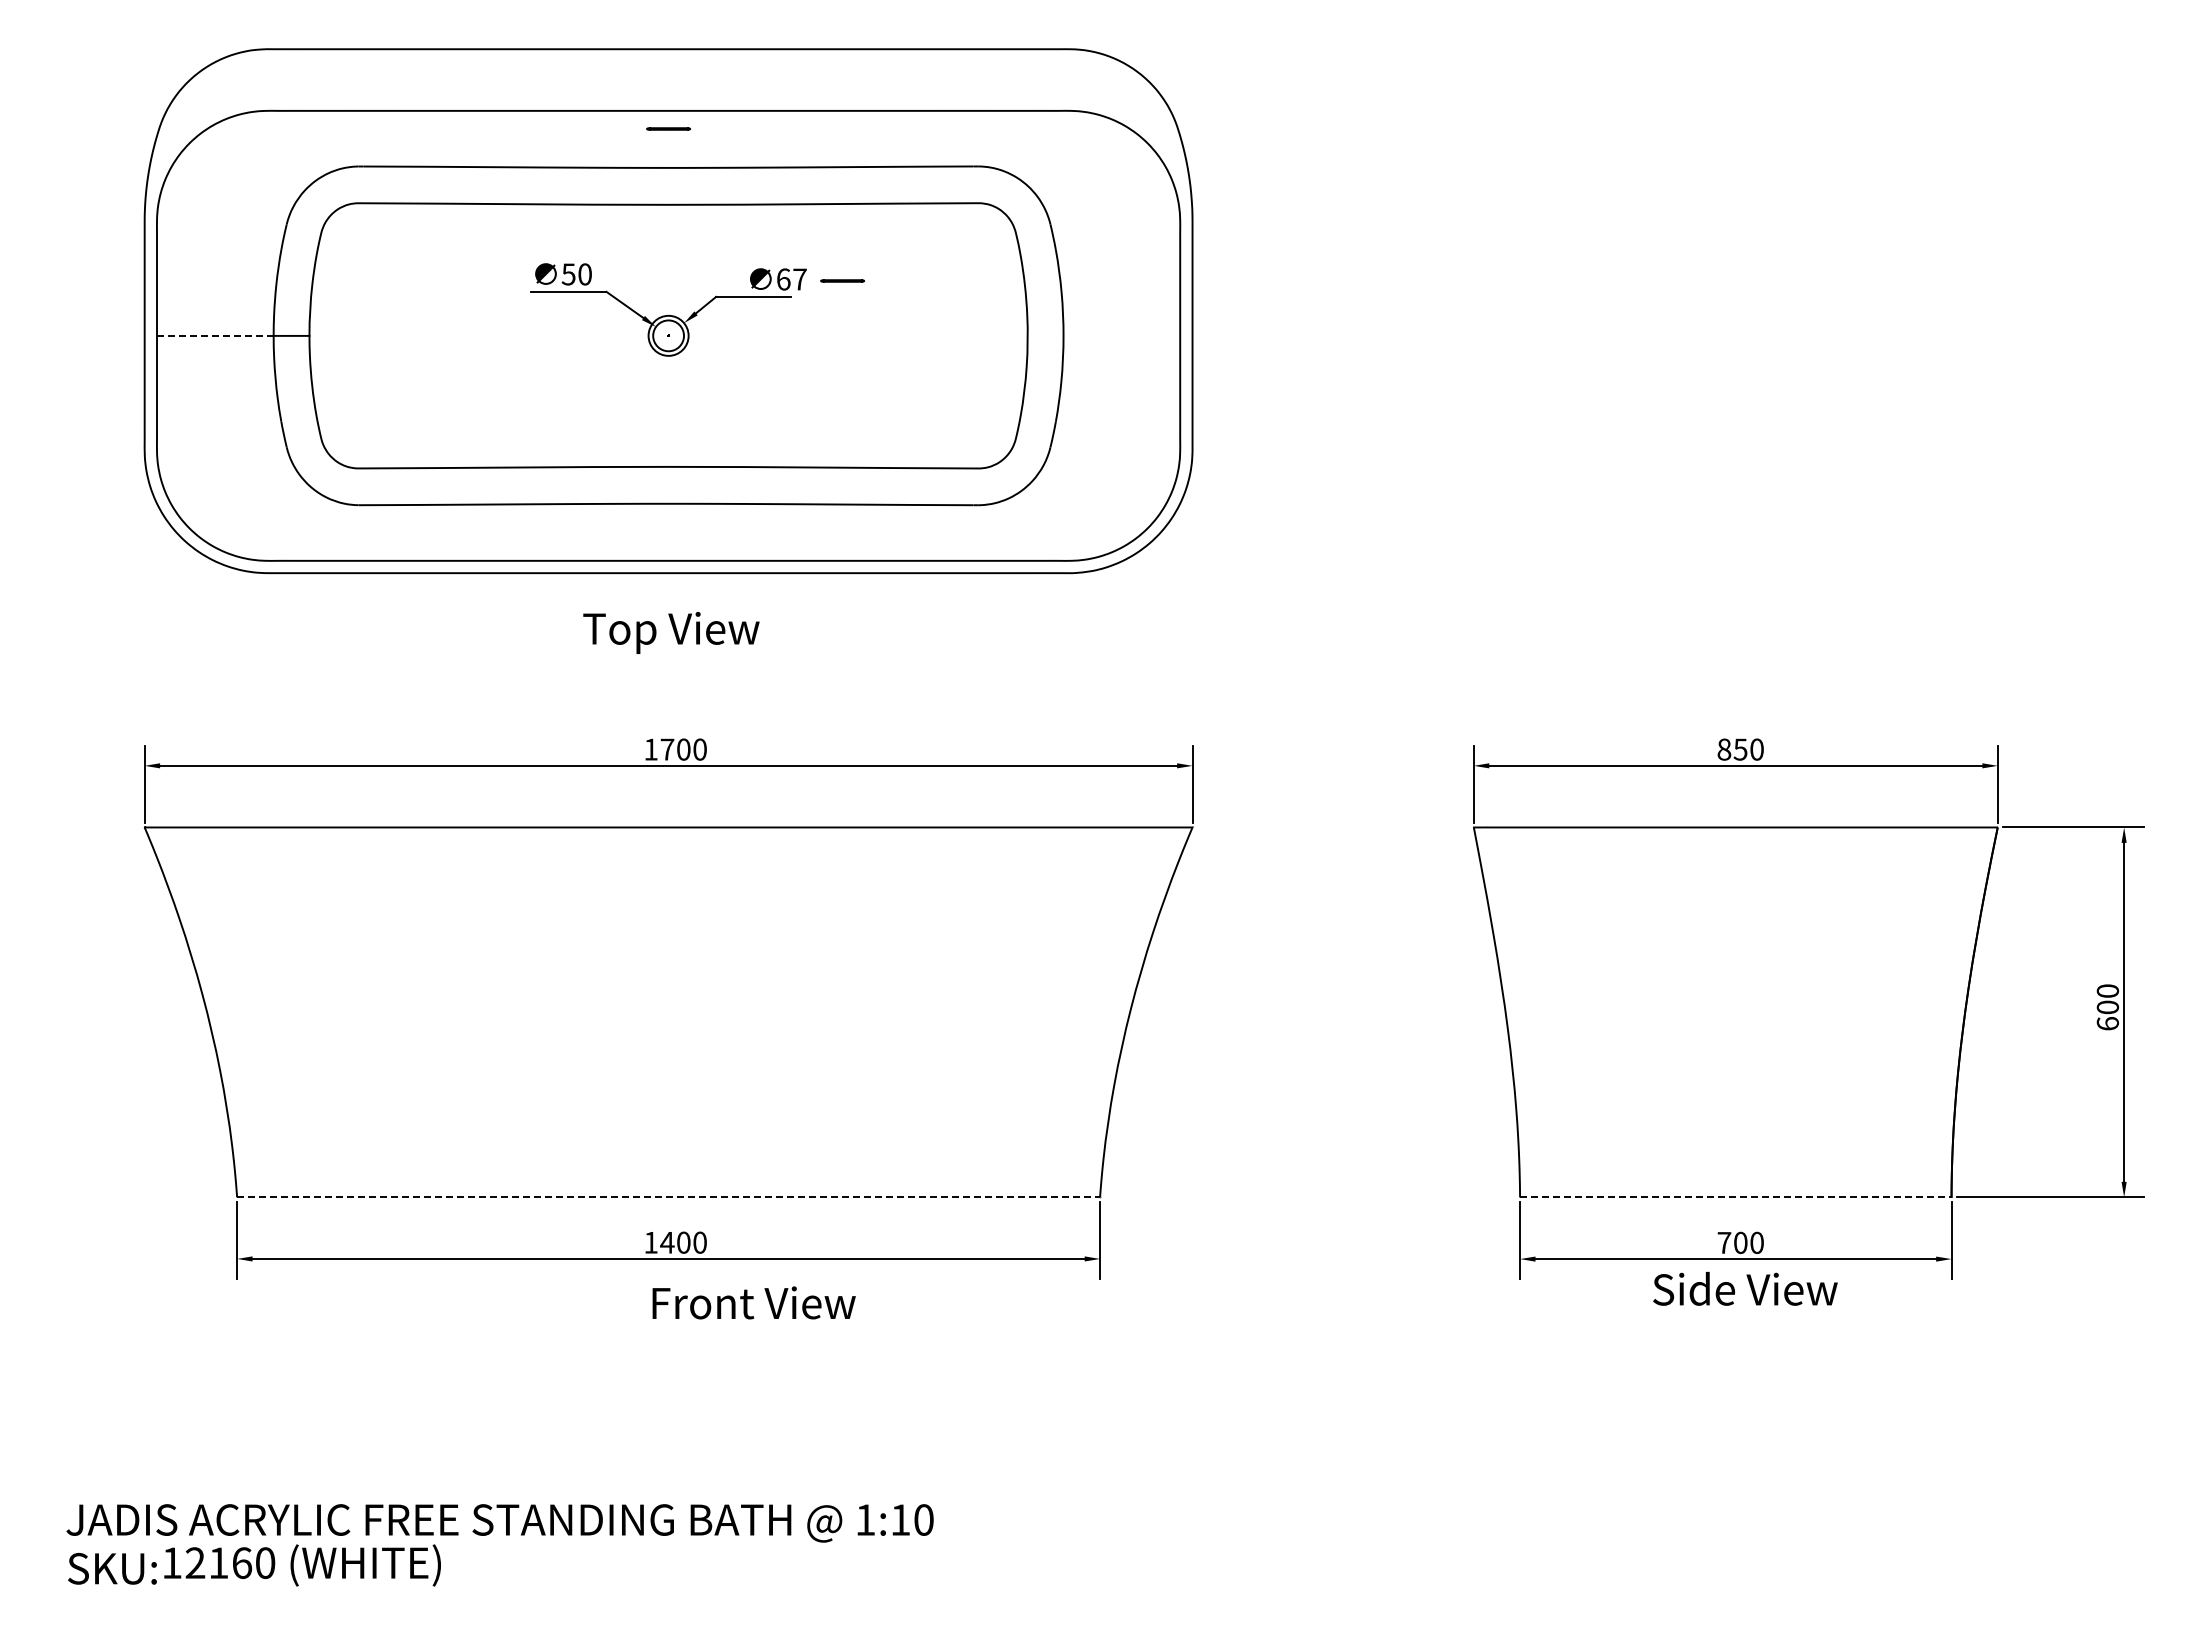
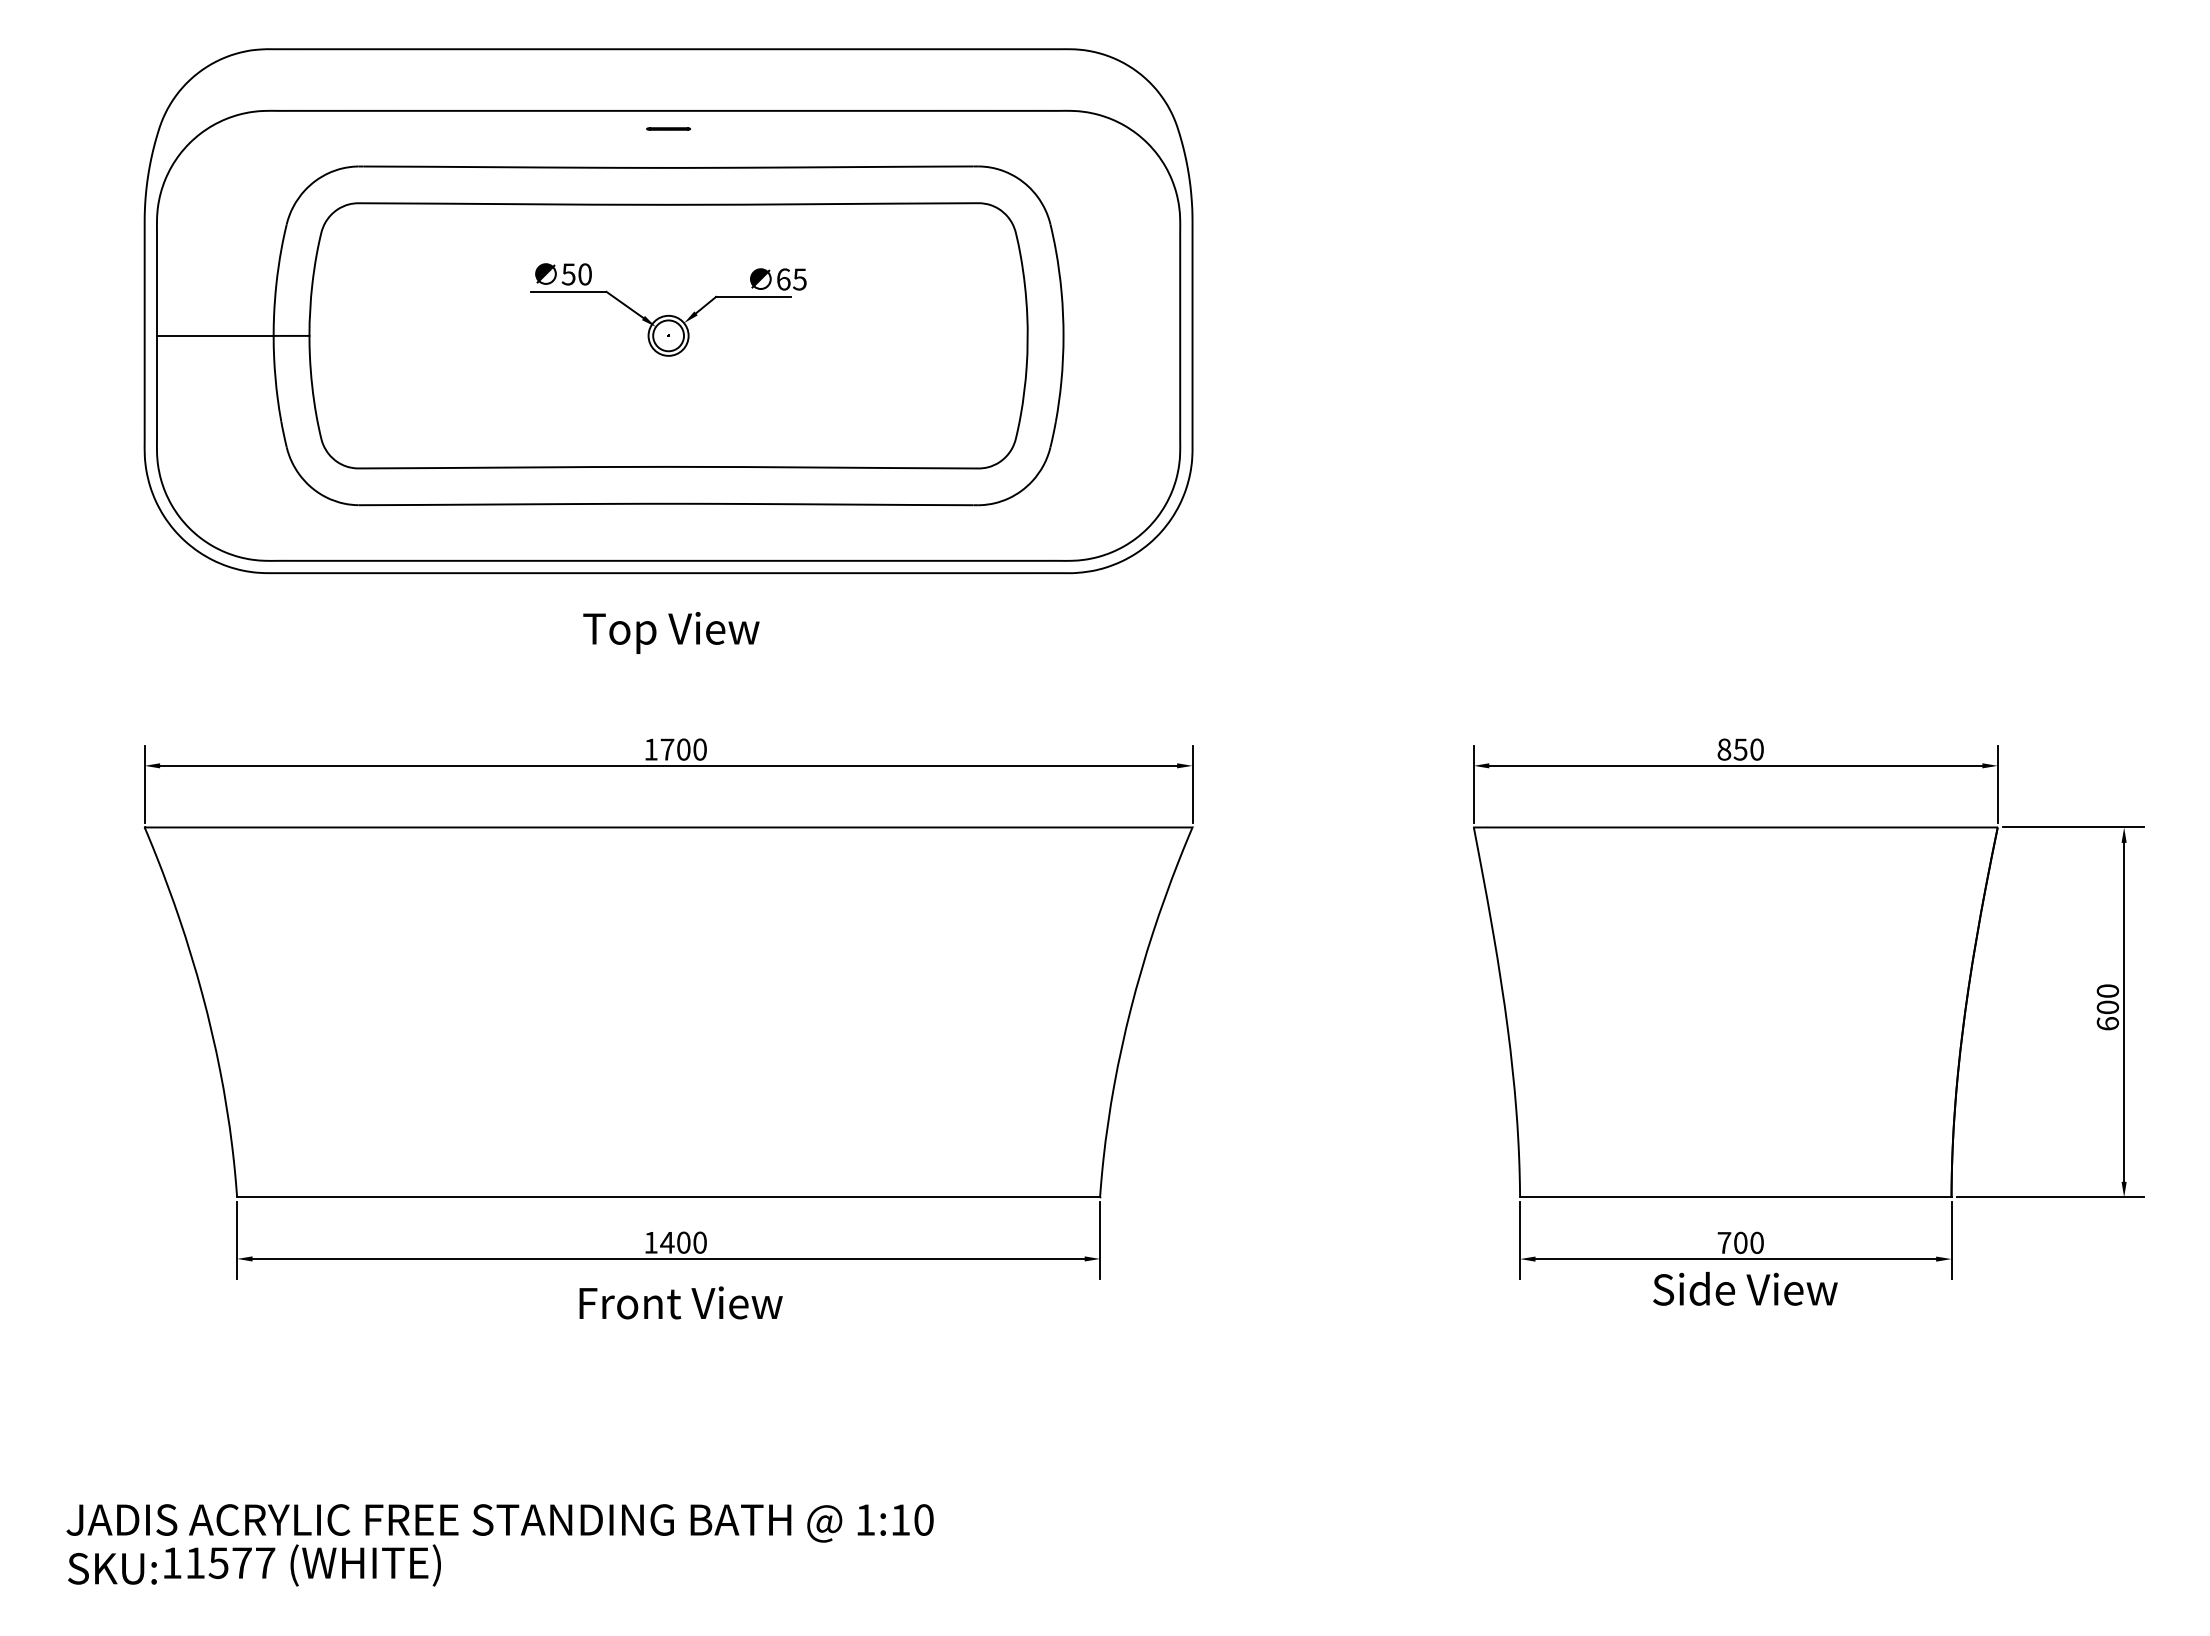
text: 67 -> 65 (799, 279)
line: present -> none (842, 280)
line: dashed -> solid (214, 335)
line: dashed -> solid (669, 1197)
line: dashed -> solid (1735, 1197)
text position: (753, 1302) -> (680, 1302) (680, 1302)
text: 12160 -> 11577 (230, 1563)
